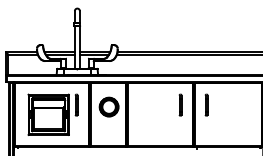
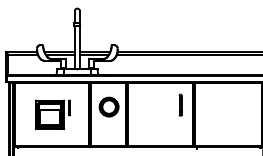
line: present -> none (206, 104)
part size: 52x43 px -> 37x31 px (52, 114)
